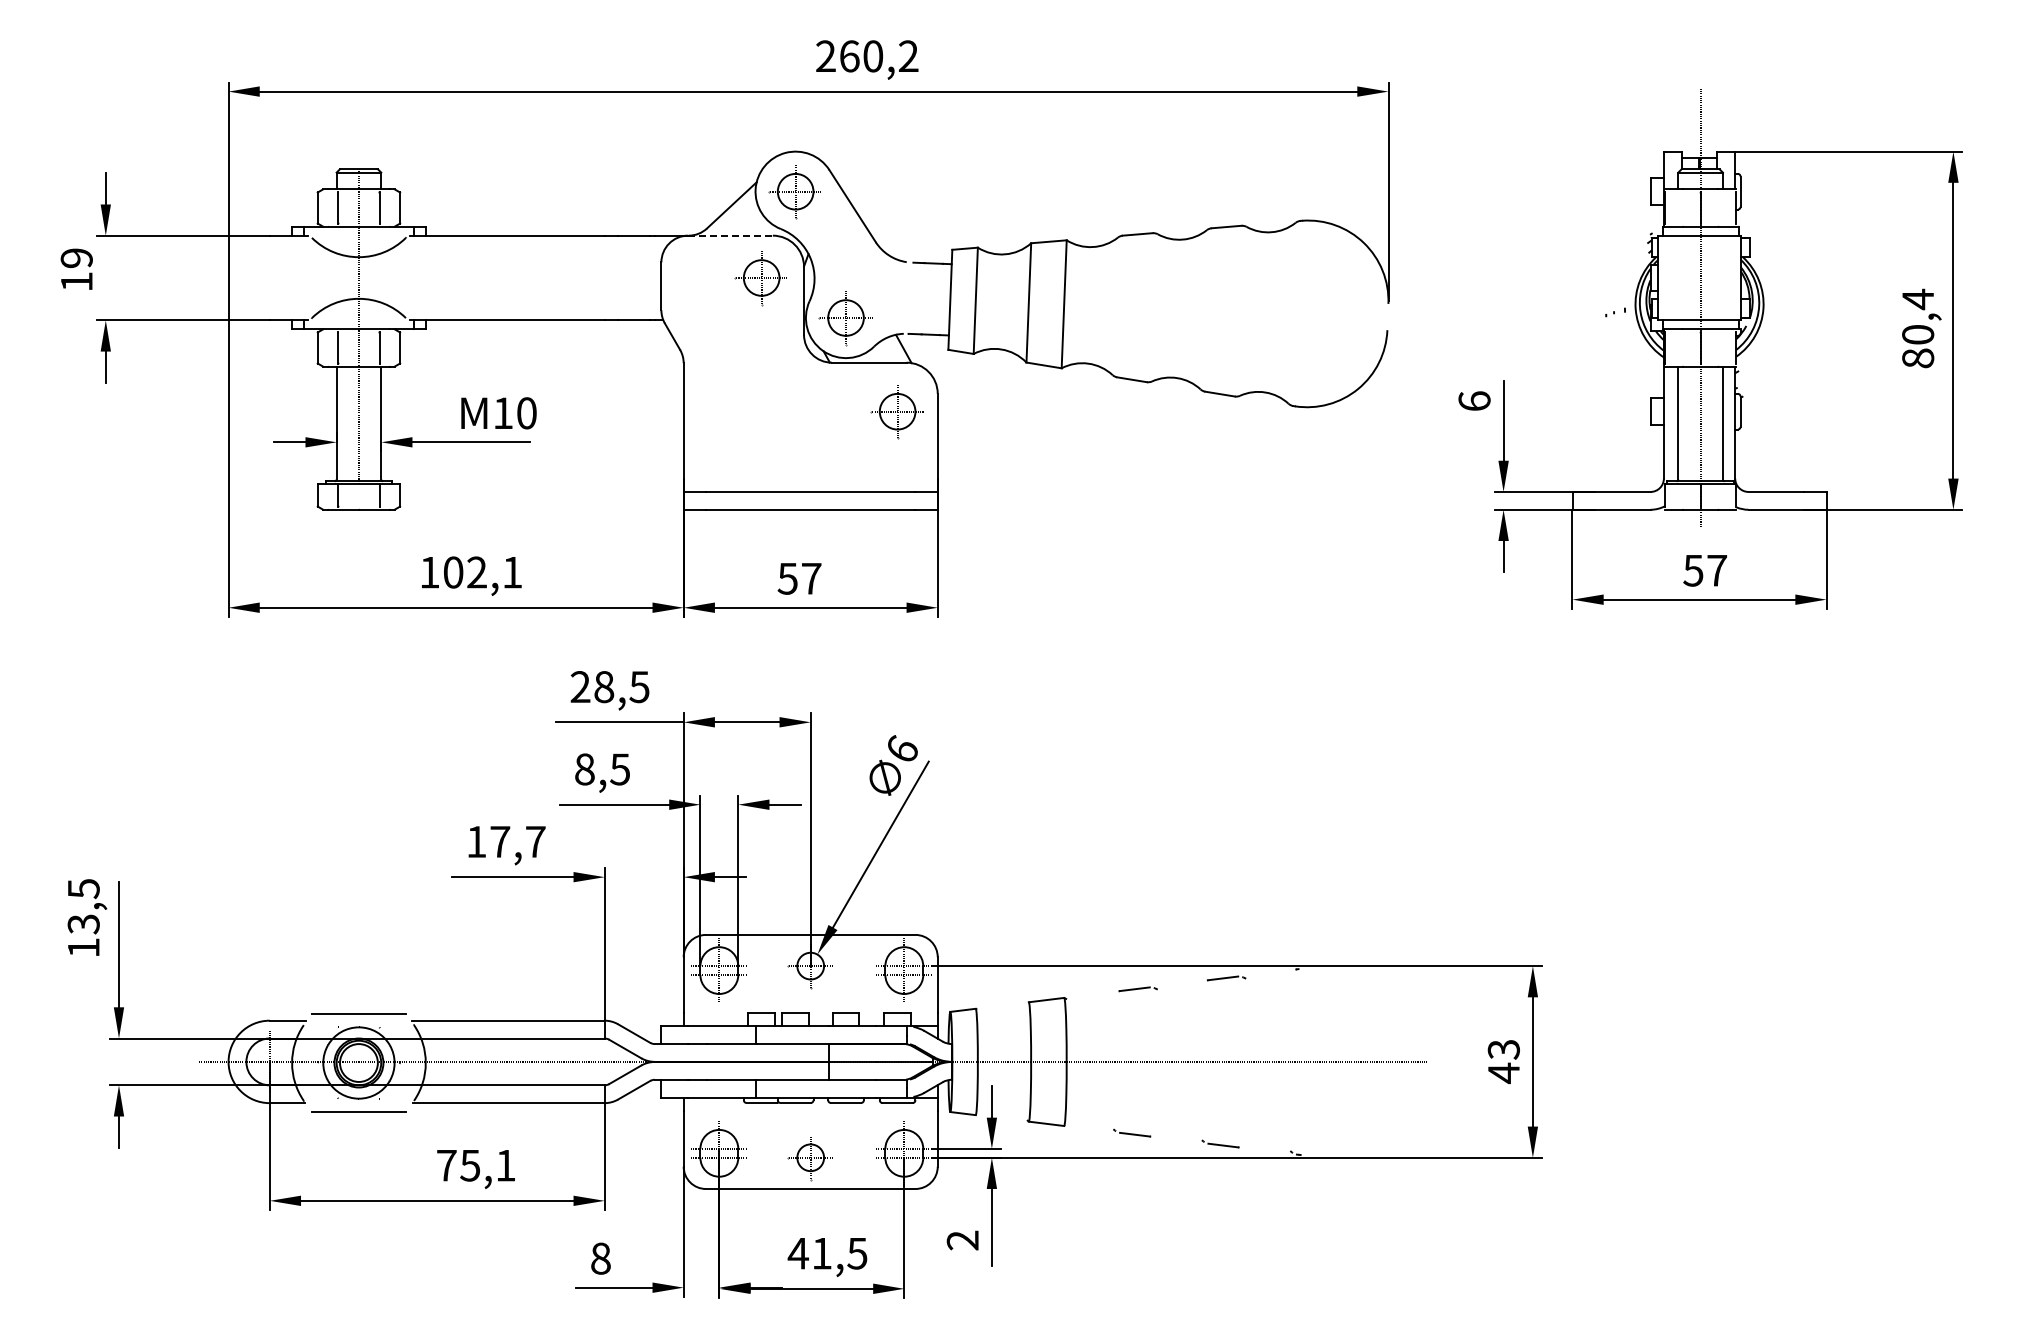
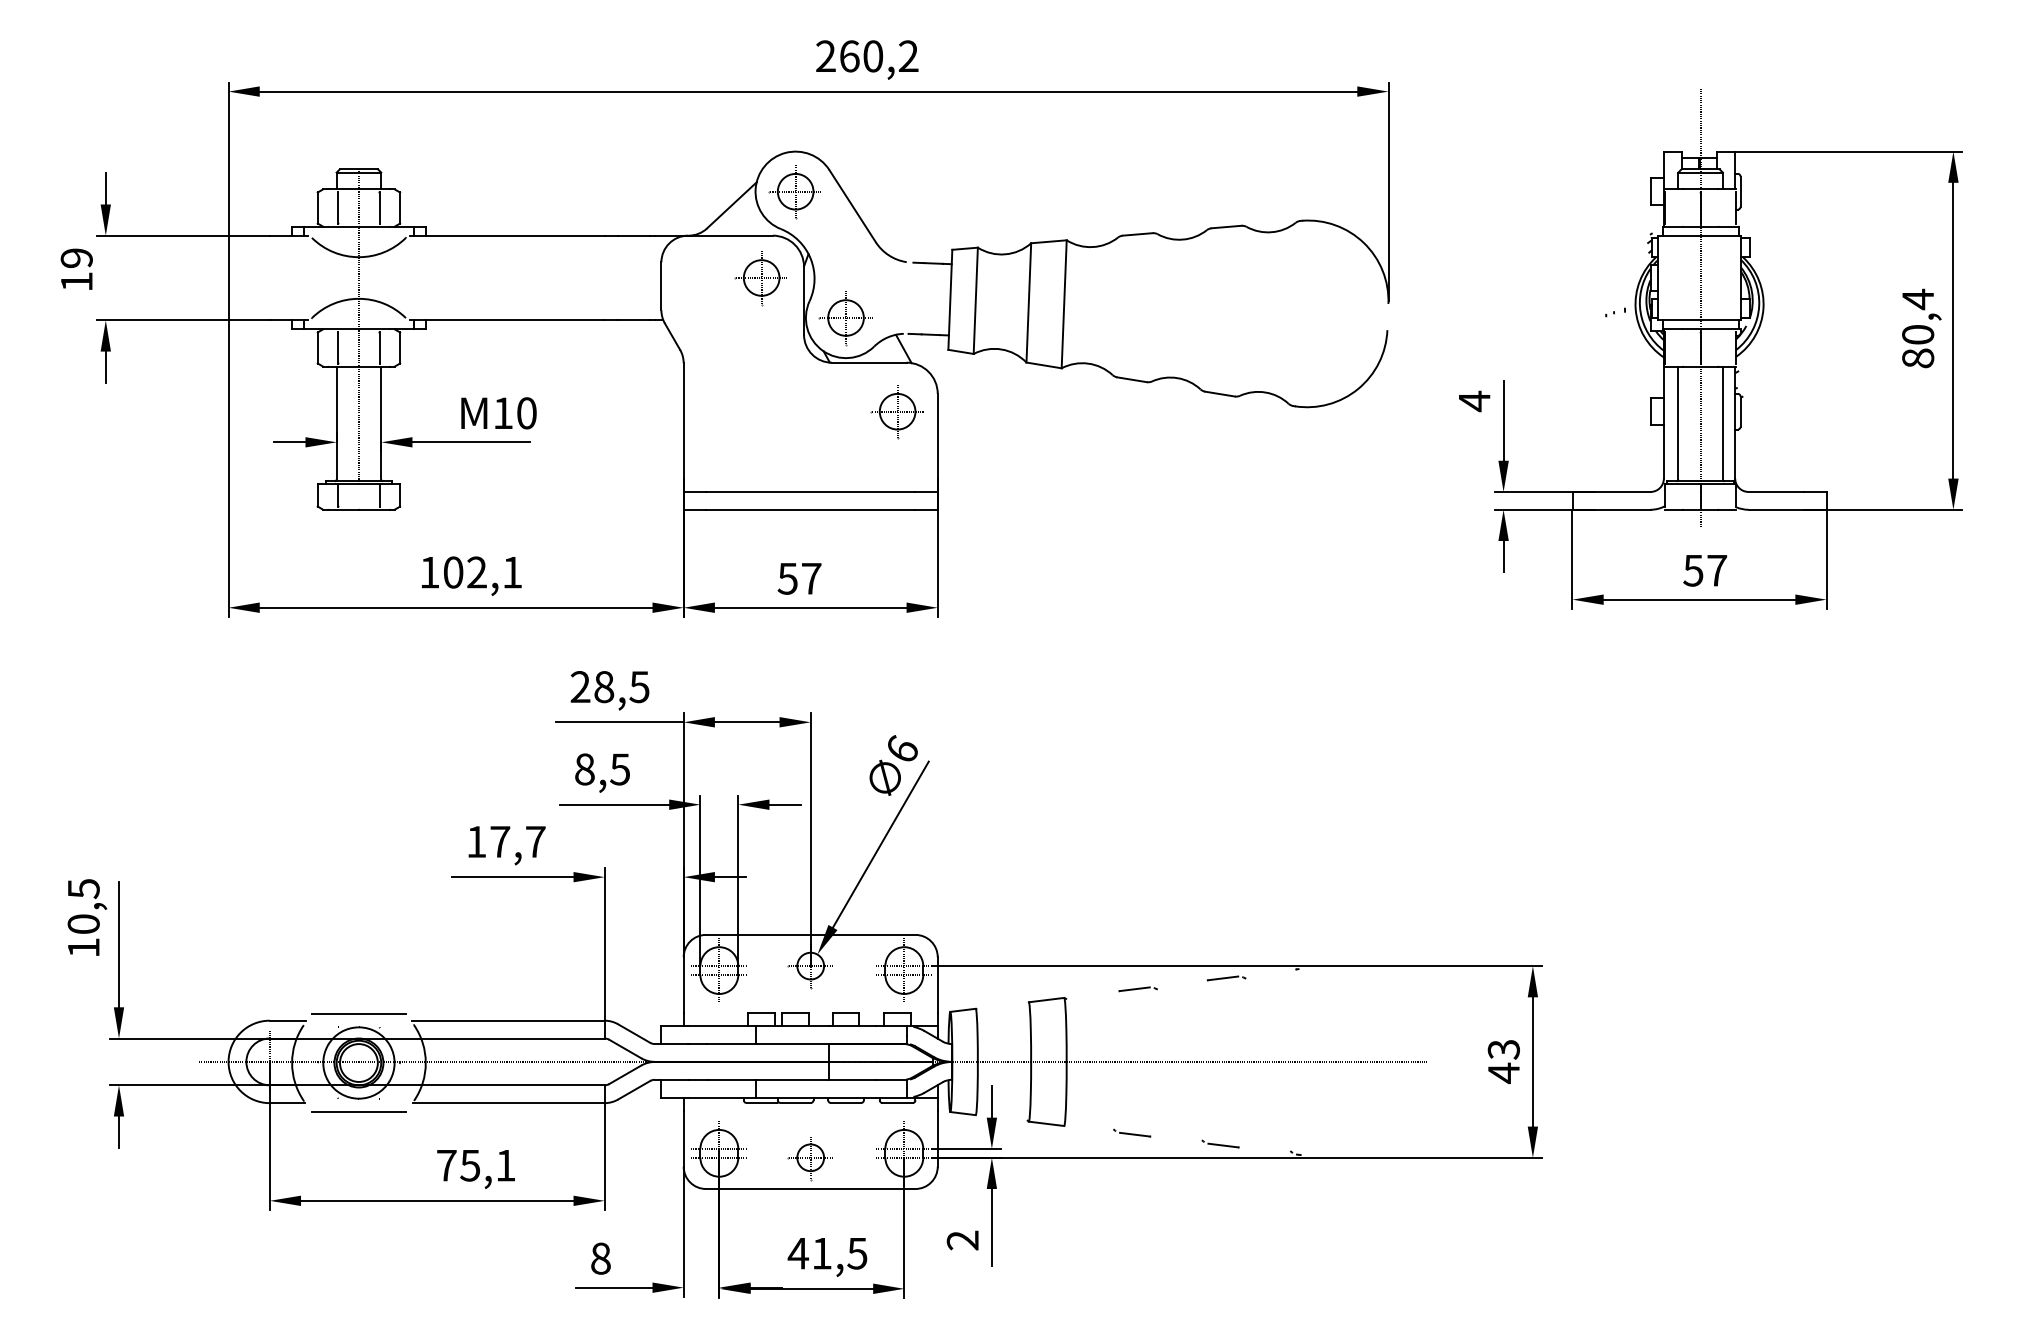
line: dashed -> solid (730, 235)
text: 6 -> 4 (1474, 401)
text: 13,5 -> 10,5 (83, 924)
